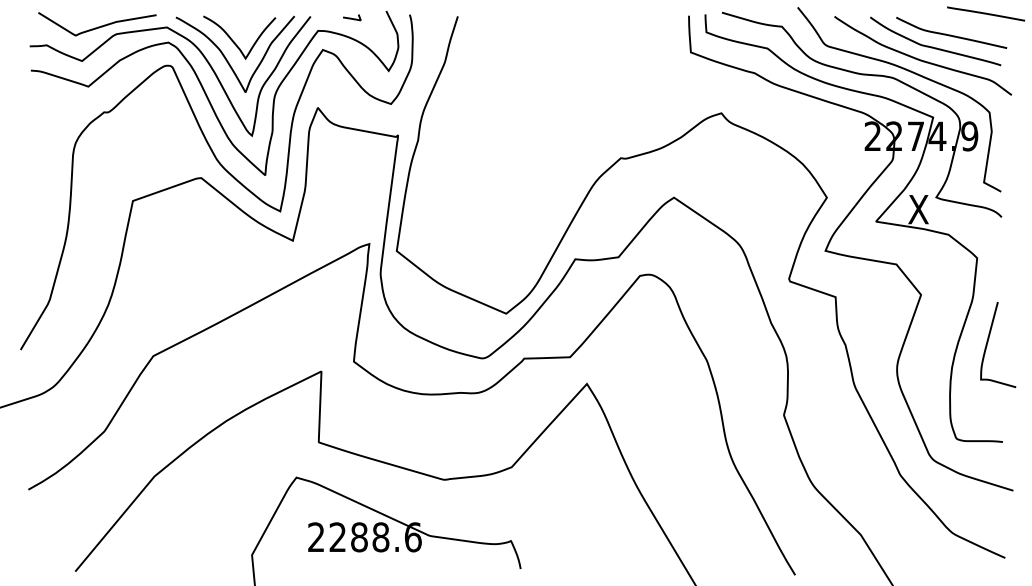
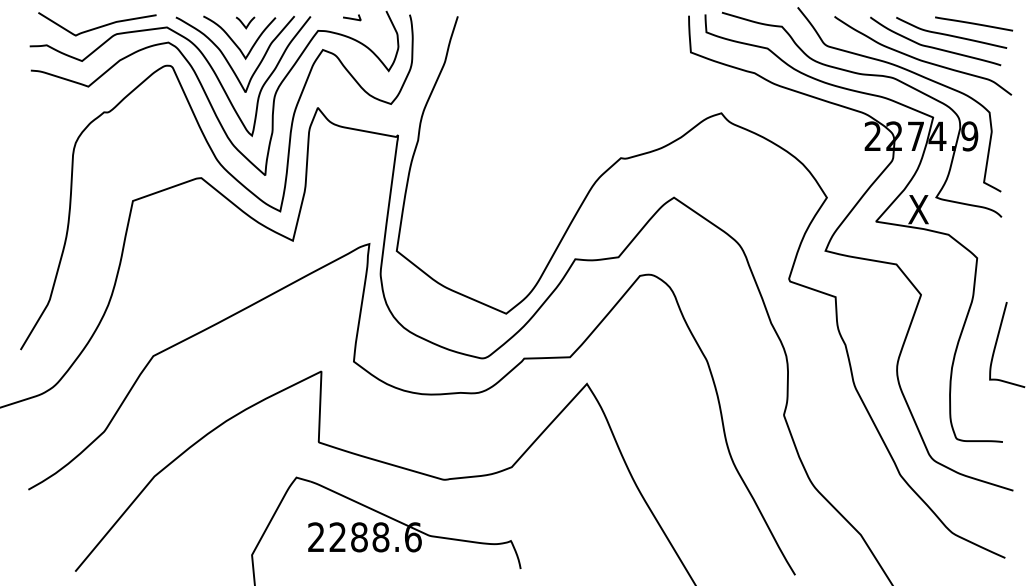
line position: (986, 13) -> (974, 23) (974, 23)
curve: none -> present (243, 23)
curve position: (988, 342) -> (997, 342) (997, 342)
